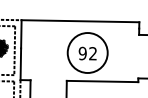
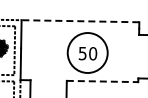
line: solid -> dashed (80, 21)
text: 92 -> 50 (87, 53)
line: solid -> dashed (102, 81)
